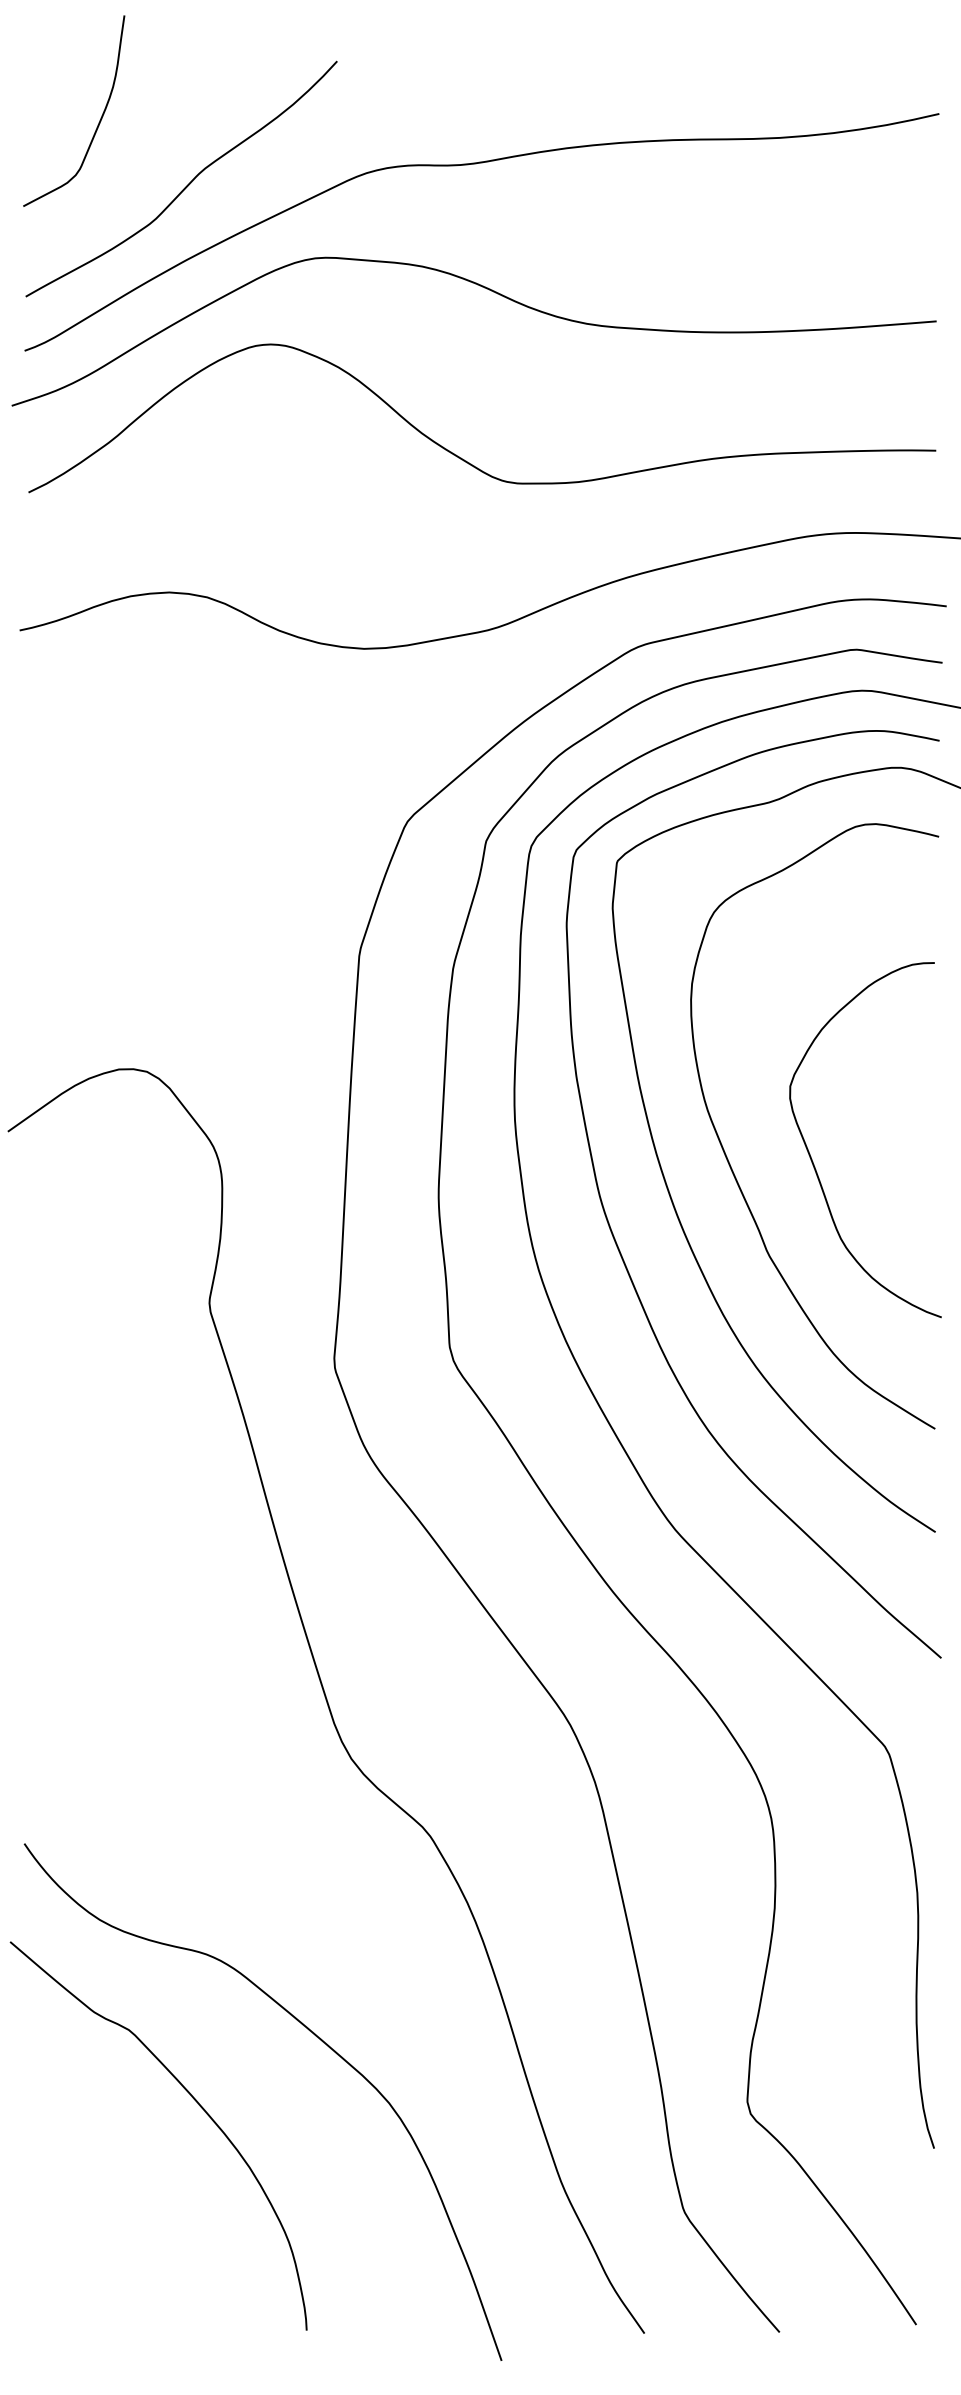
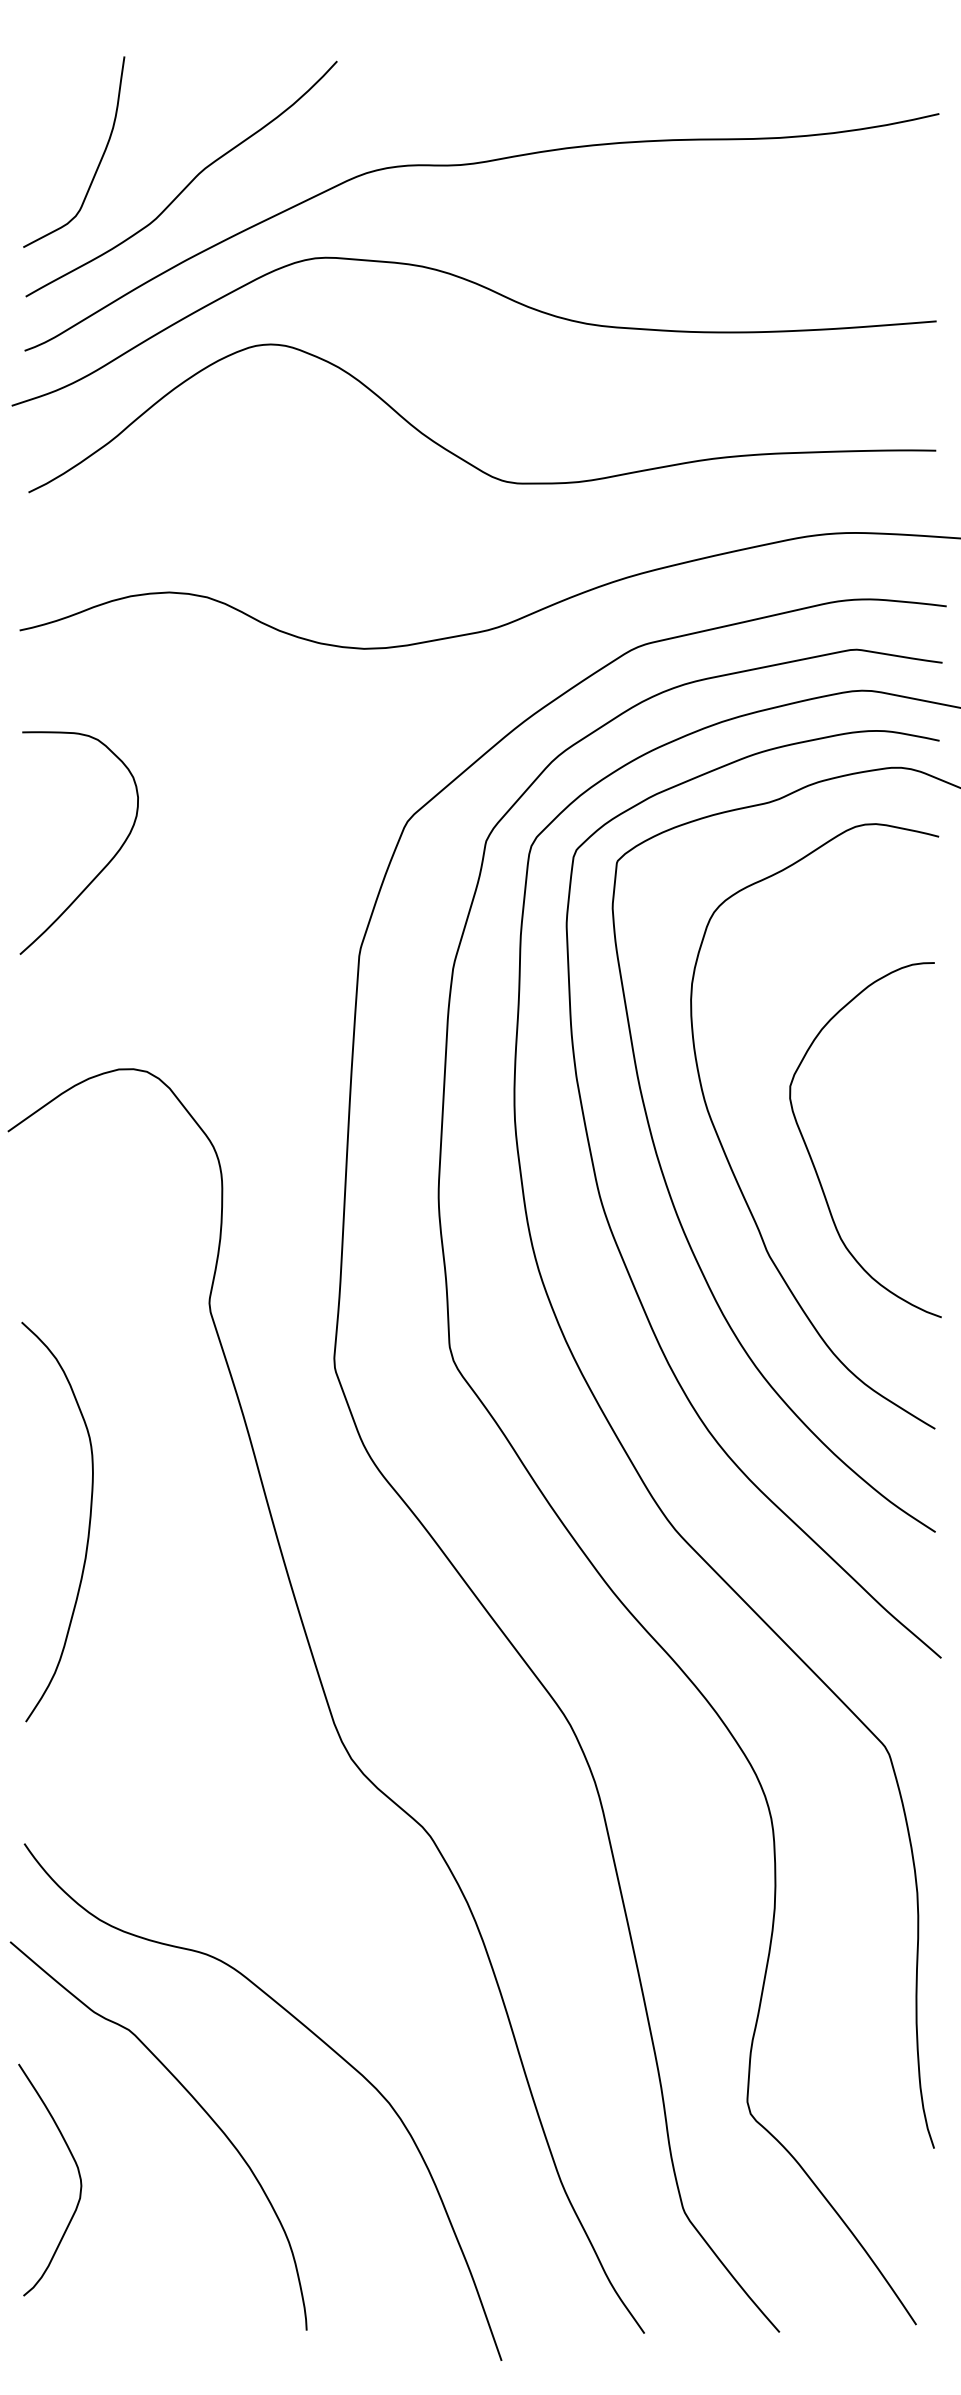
curve position: (98, 122) -> (98, 163) (98, 163)
curve: none -> present (103, 867)
curve: none -> present (88, 1524)
curve: none -> present (78, 2175)
